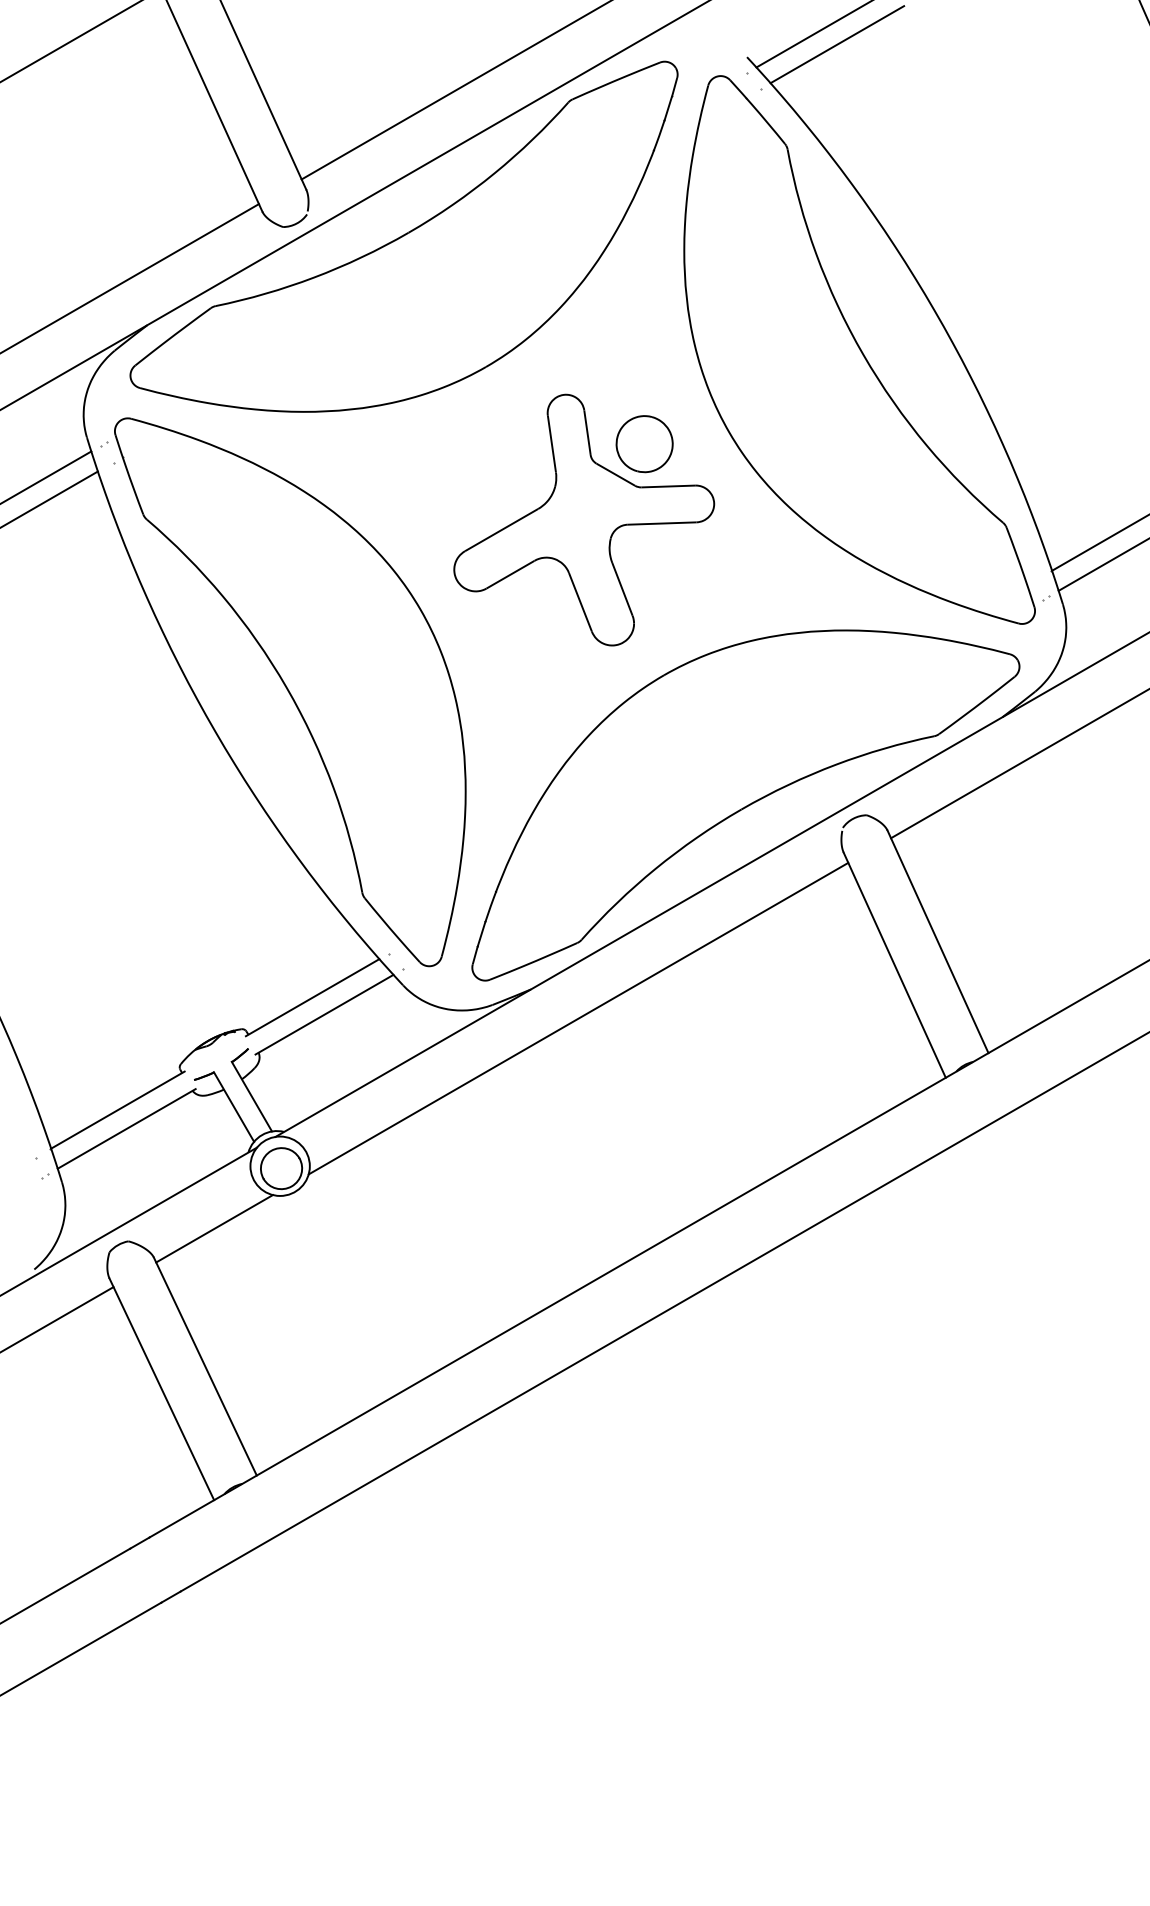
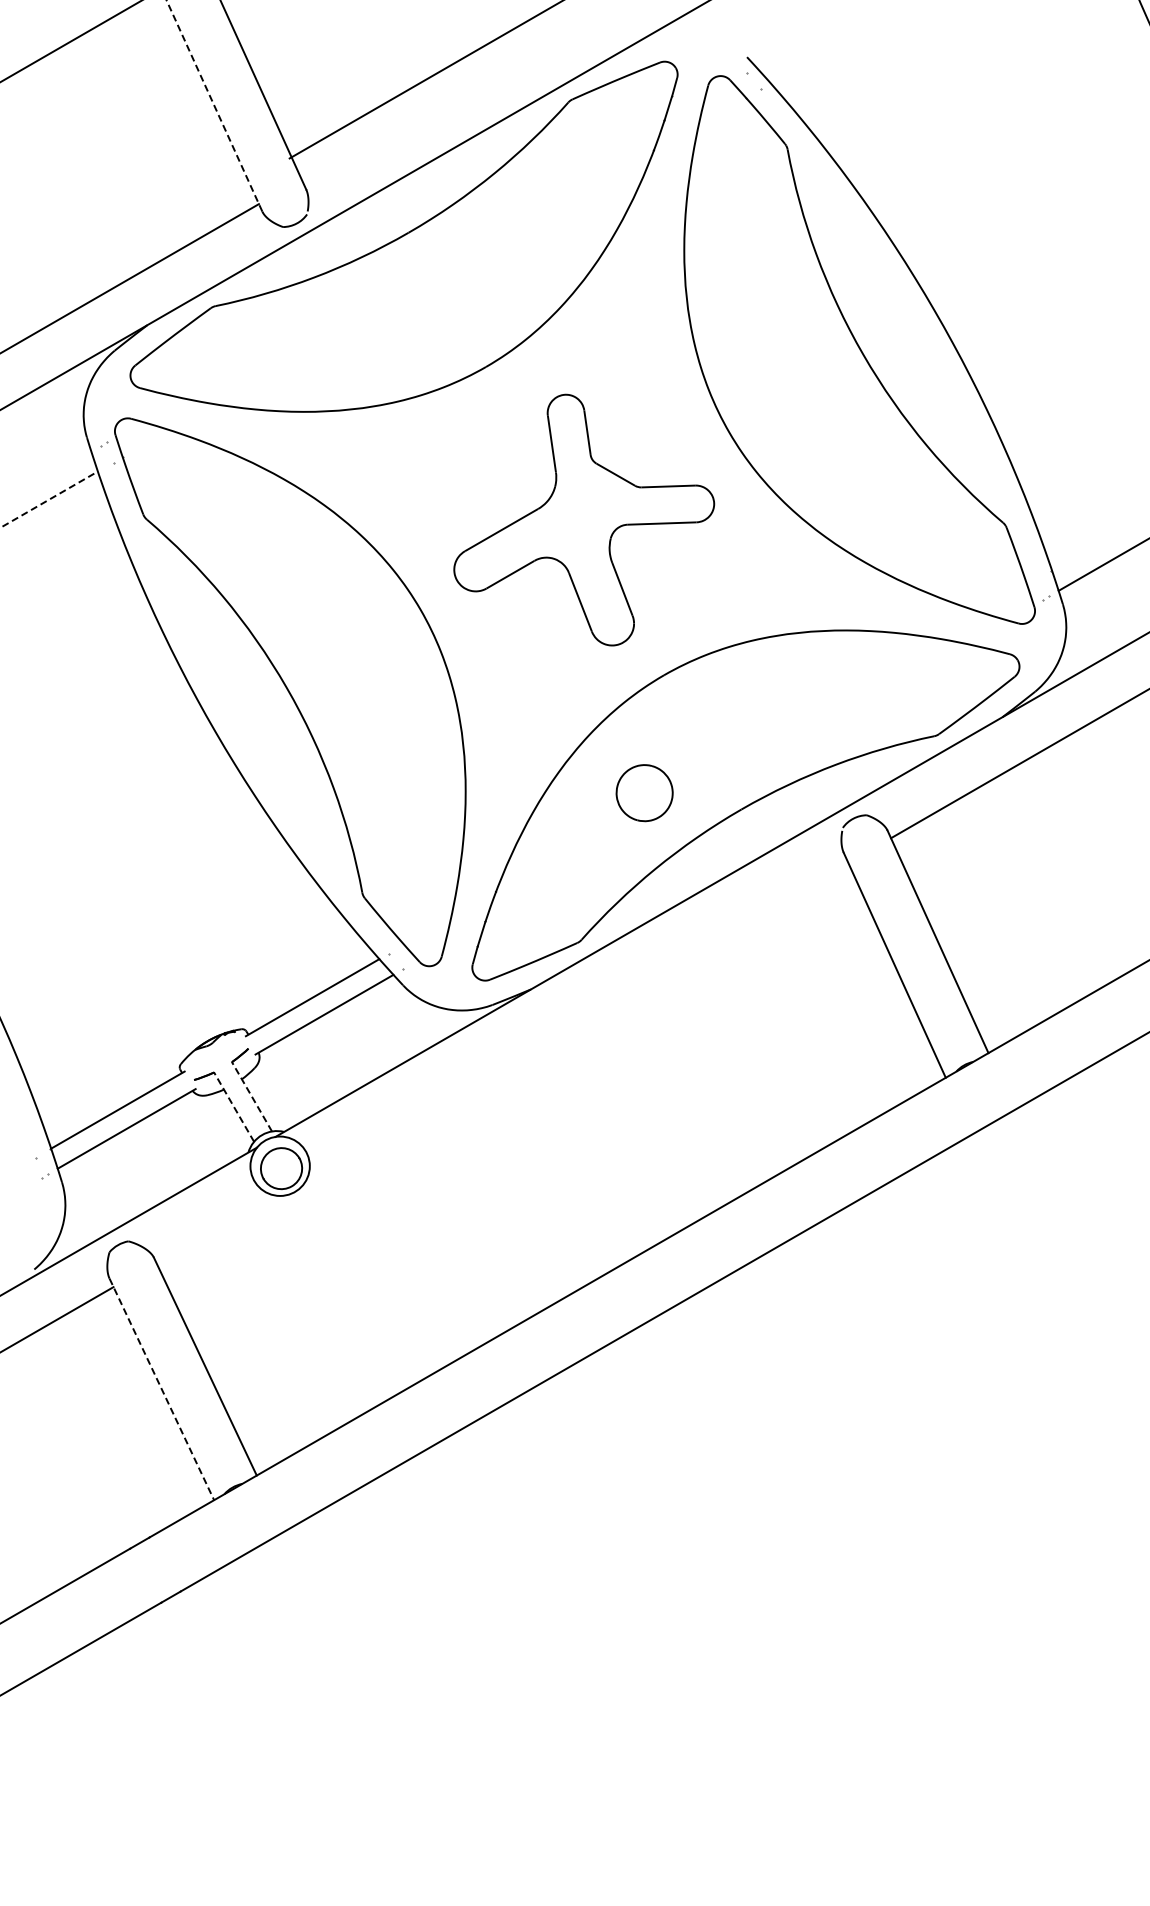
line: present -> none (812, 34)
line: present -> none (837, 44)
line position: (454, 90) -> (424, 80) (424, 80)
line: solid -> dashed (214, 105)
part position: (644, 444) -> (644, 793) (644, 793)
line: present -> none (46, 476)
line: solid -> dashed (49, 499)
line: present -> none (1099, 543)
line: present -> none (578, 1018)
line: solid -> dashed (251, 1096)
line: solid -> dashed (233, 1106)
line: present -> none (214, 1228)
line: solid -> dashed (162, 1389)
